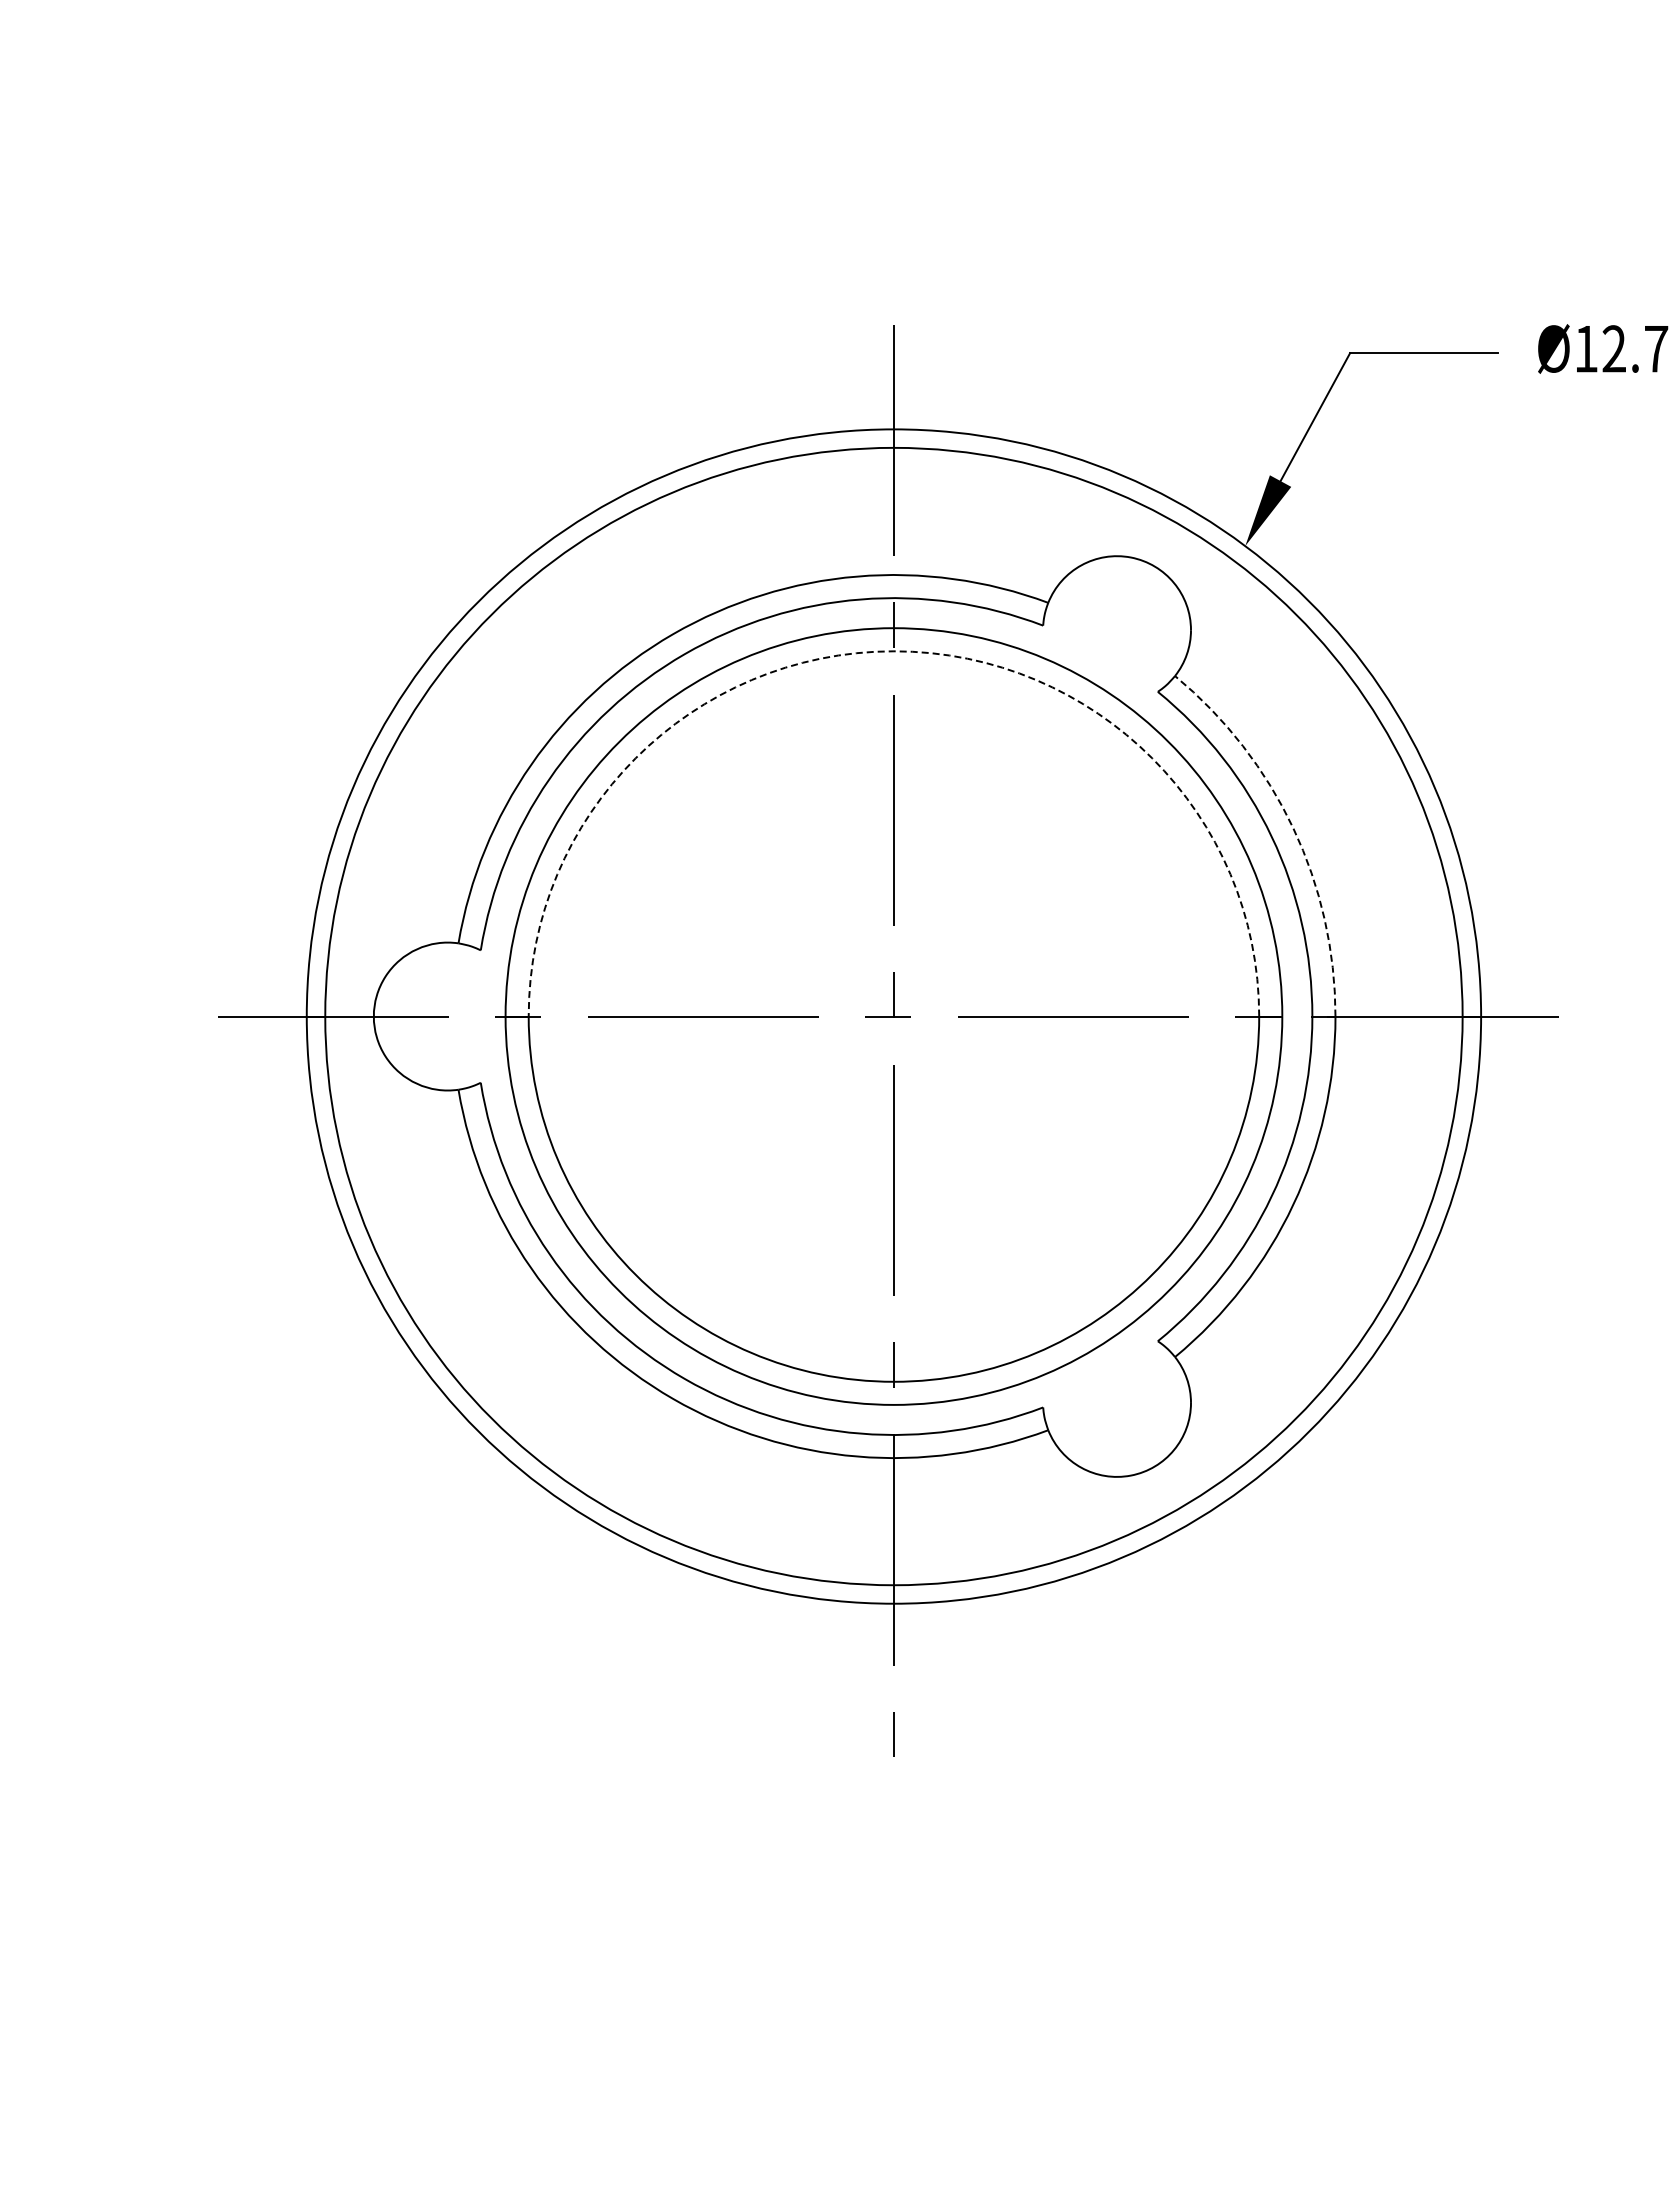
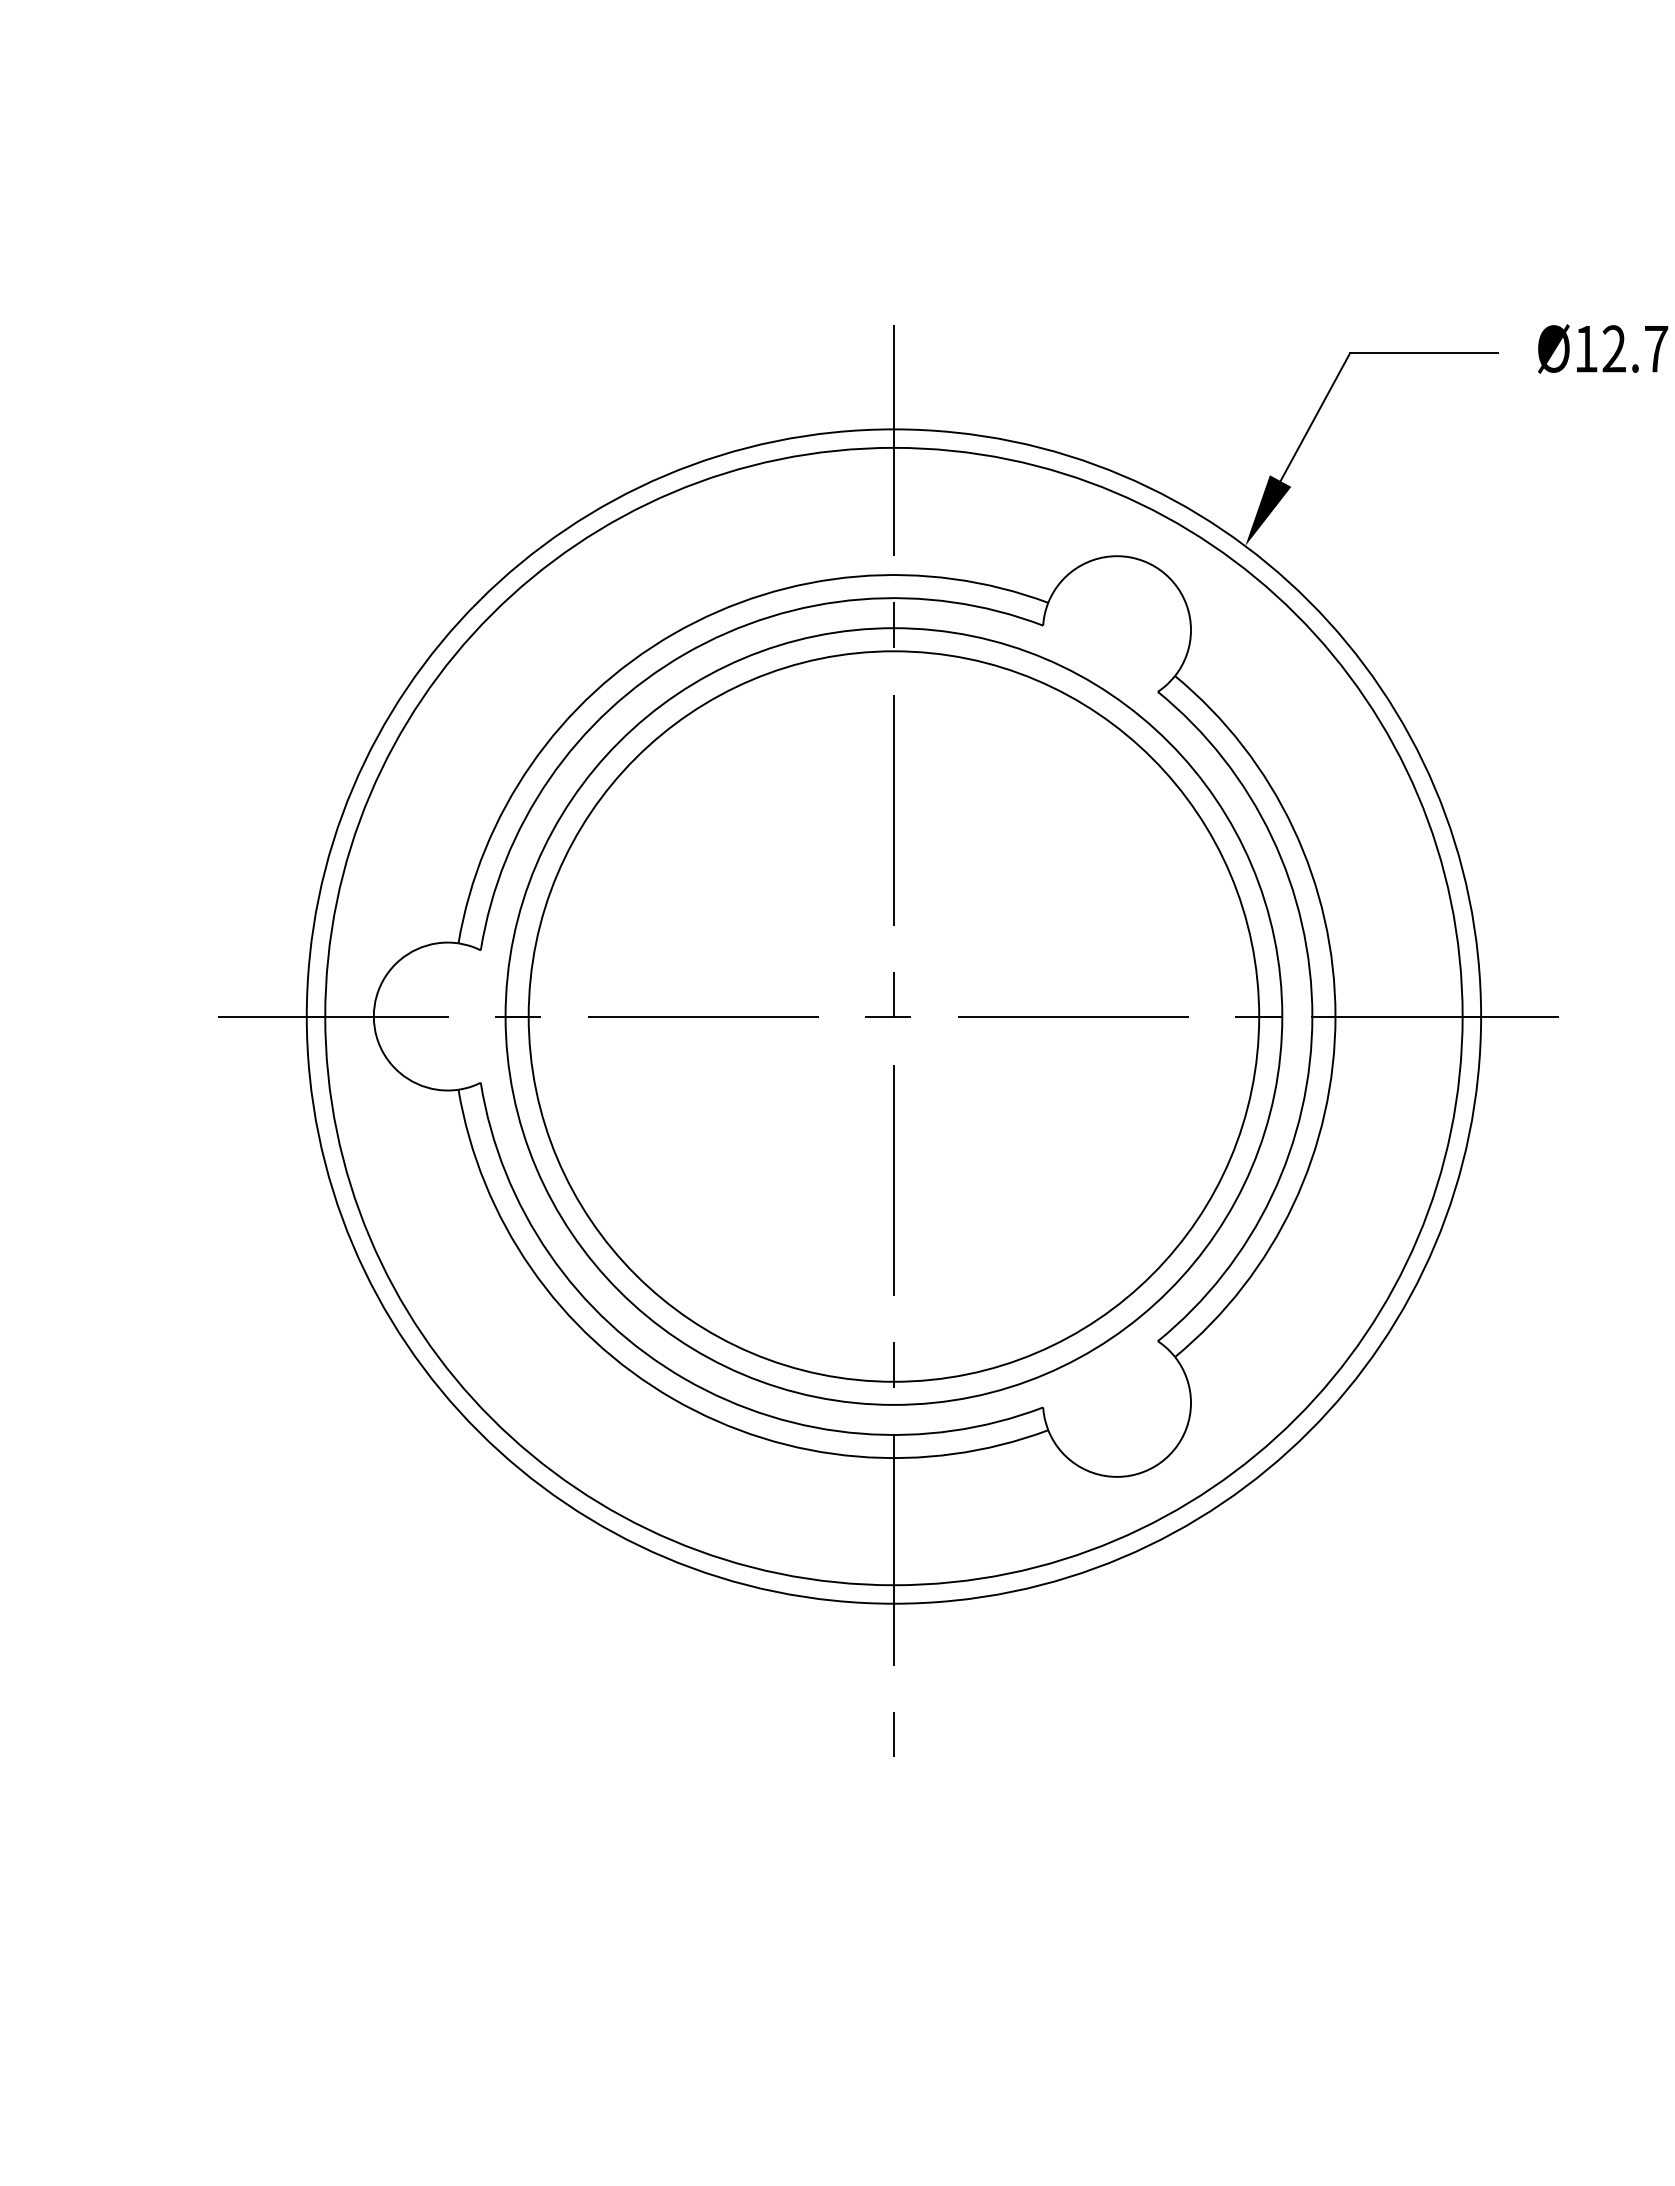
arc: dashed -> solid (893, 651)
arc: dashed -> solid (1293, 828)
